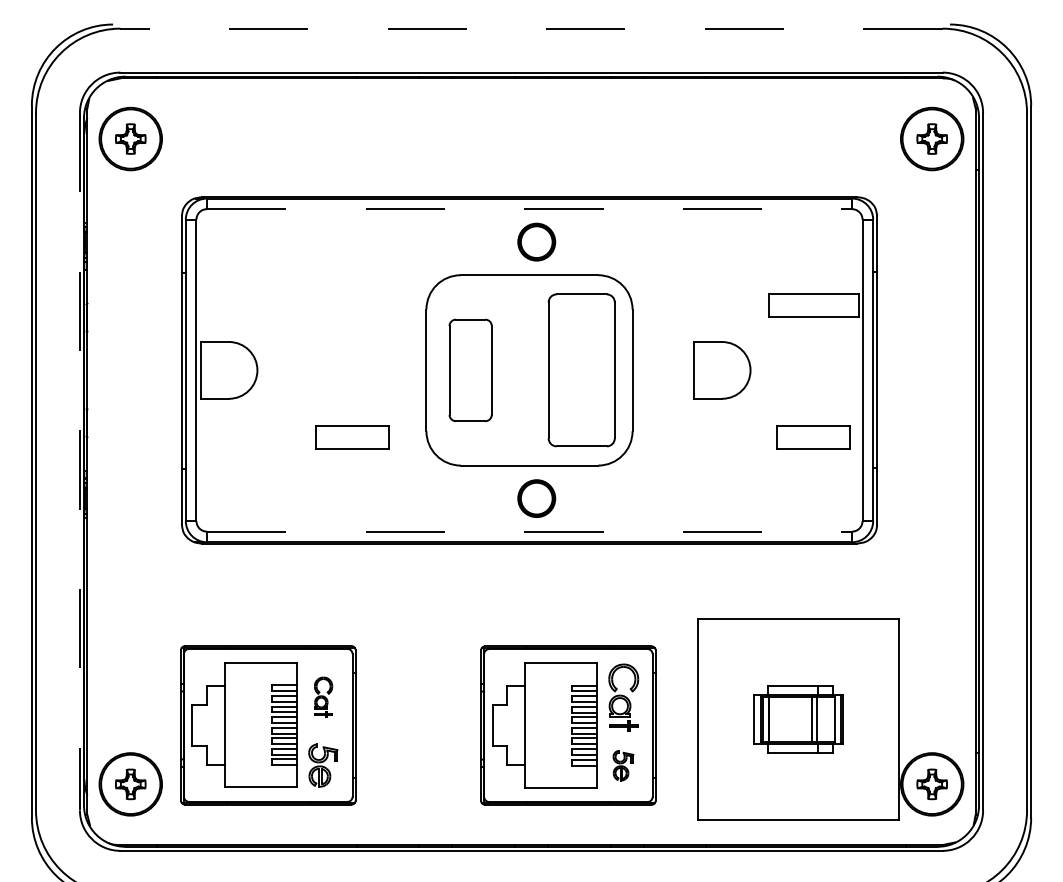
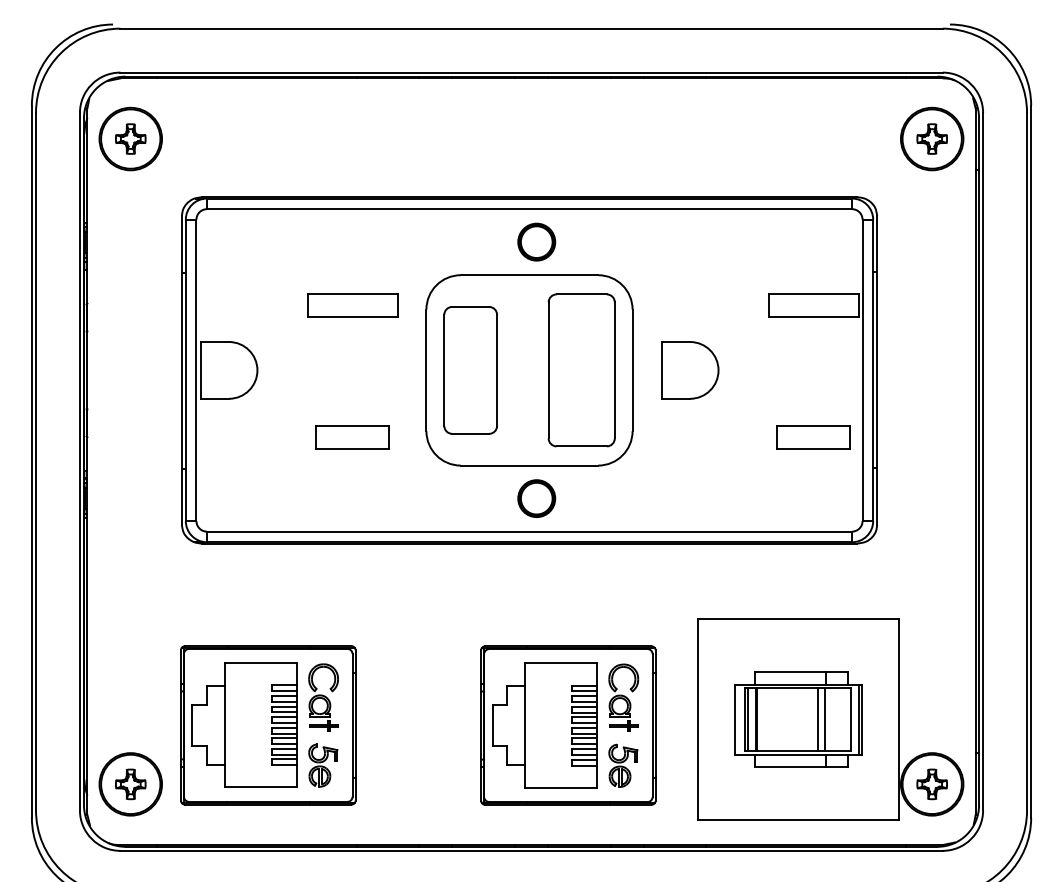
line: dashed -> solid (531, 28)
line: dashed -> solid (529, 209)
part: none -> present (352, 305)
part size: 45x104 px -> 55x129 px (470, 370)
part position: (722, 370) -> (690, 370) (690, 370)
line: dashed -> solid (79, 461)
line: dashed -> solid (529, 531)
part size: 20x42 px -> 31x69 px (323, 697)
part size: 91x69 px -> 129x97 px (798, 719)
part size: 23x32 px -> 31x45 px (623, 765)
